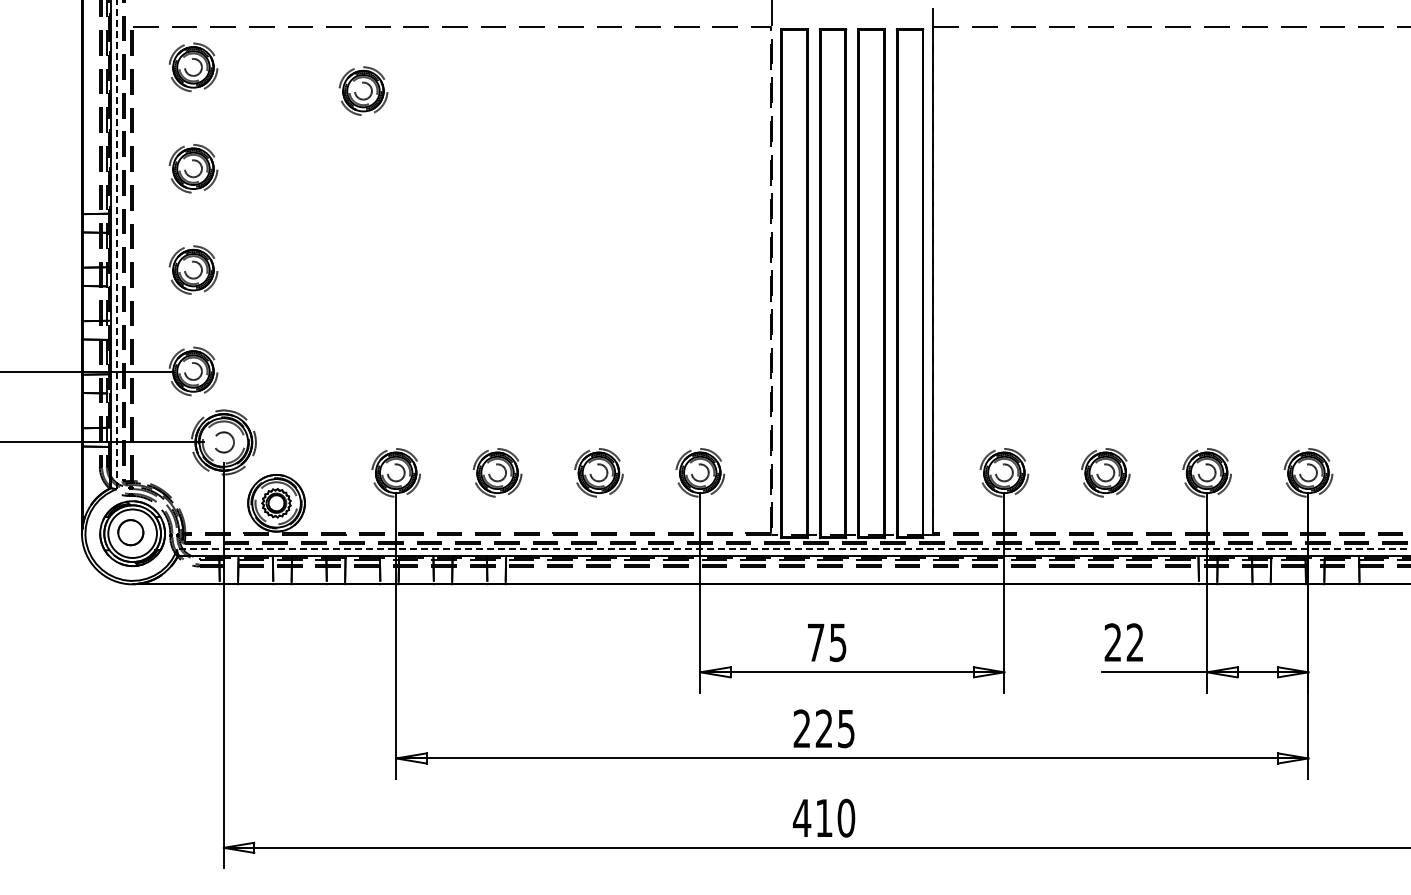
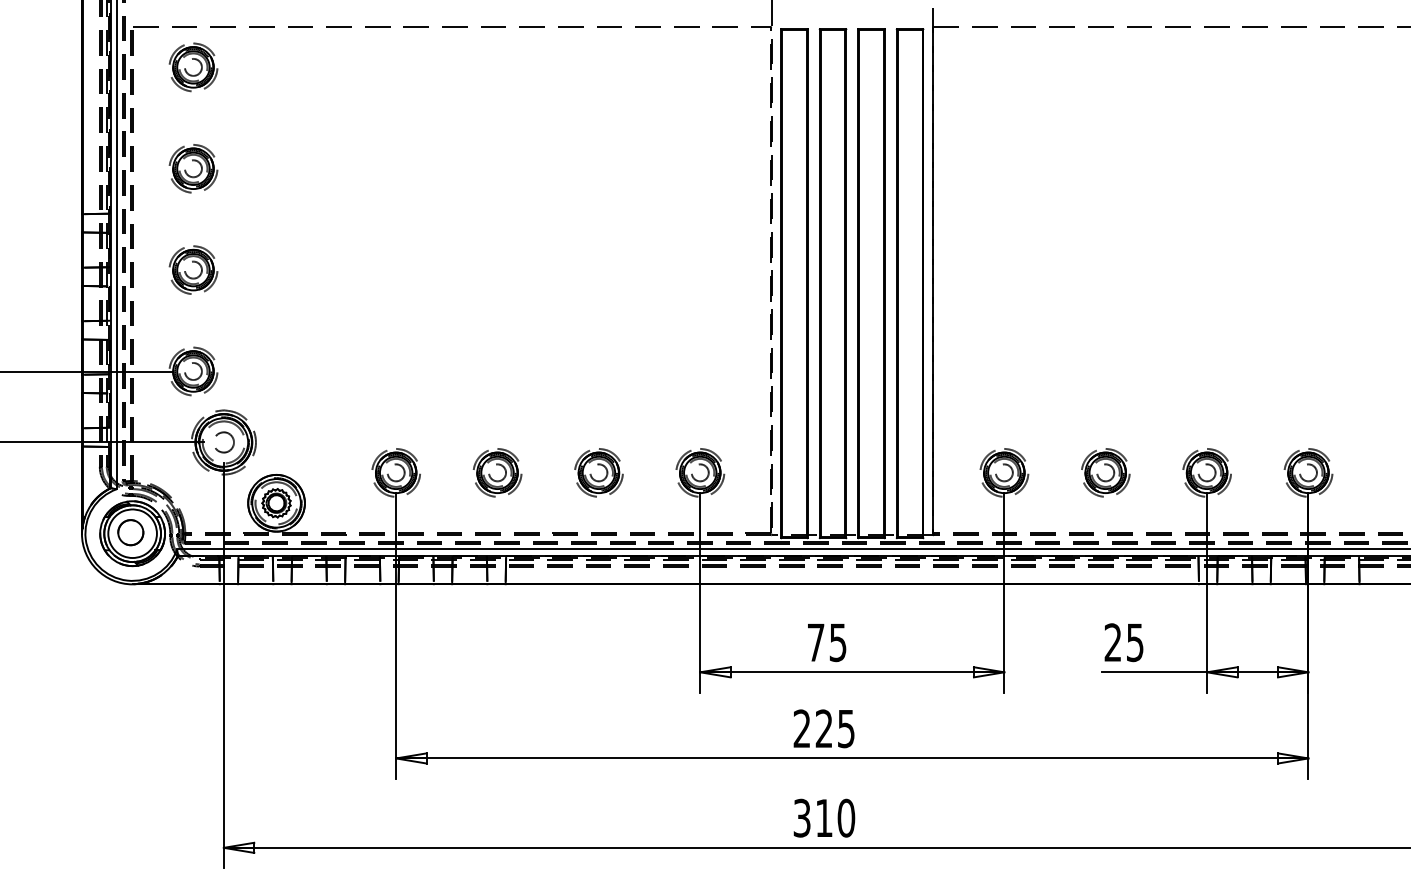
part: present -> none (363, 90)
line: dashed -> solid (116, 244)
line: dashed -> solid (793, 549)
text: 22 -> 25 (1134, 642)
text: 410 -> 310 (801, 817)
